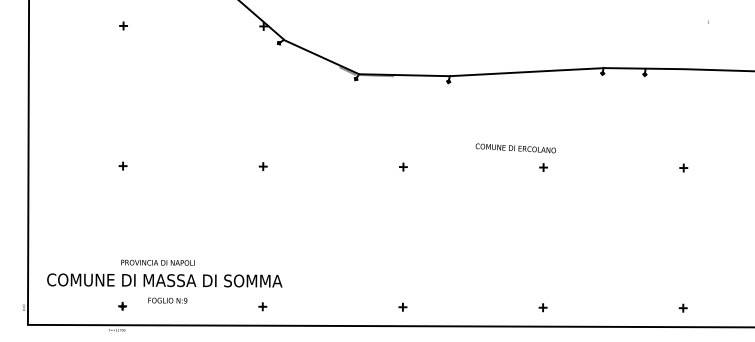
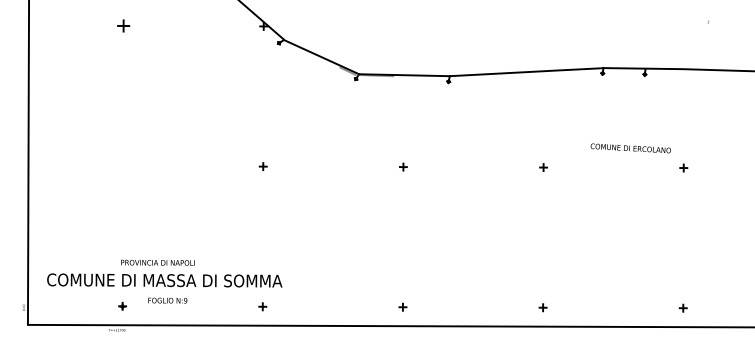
part size: 9x10 px -> 14x14 px (123, 25)
text position: (515, 148) -> (630, 148) (630, 148)
part: present -> none (122, 165)
